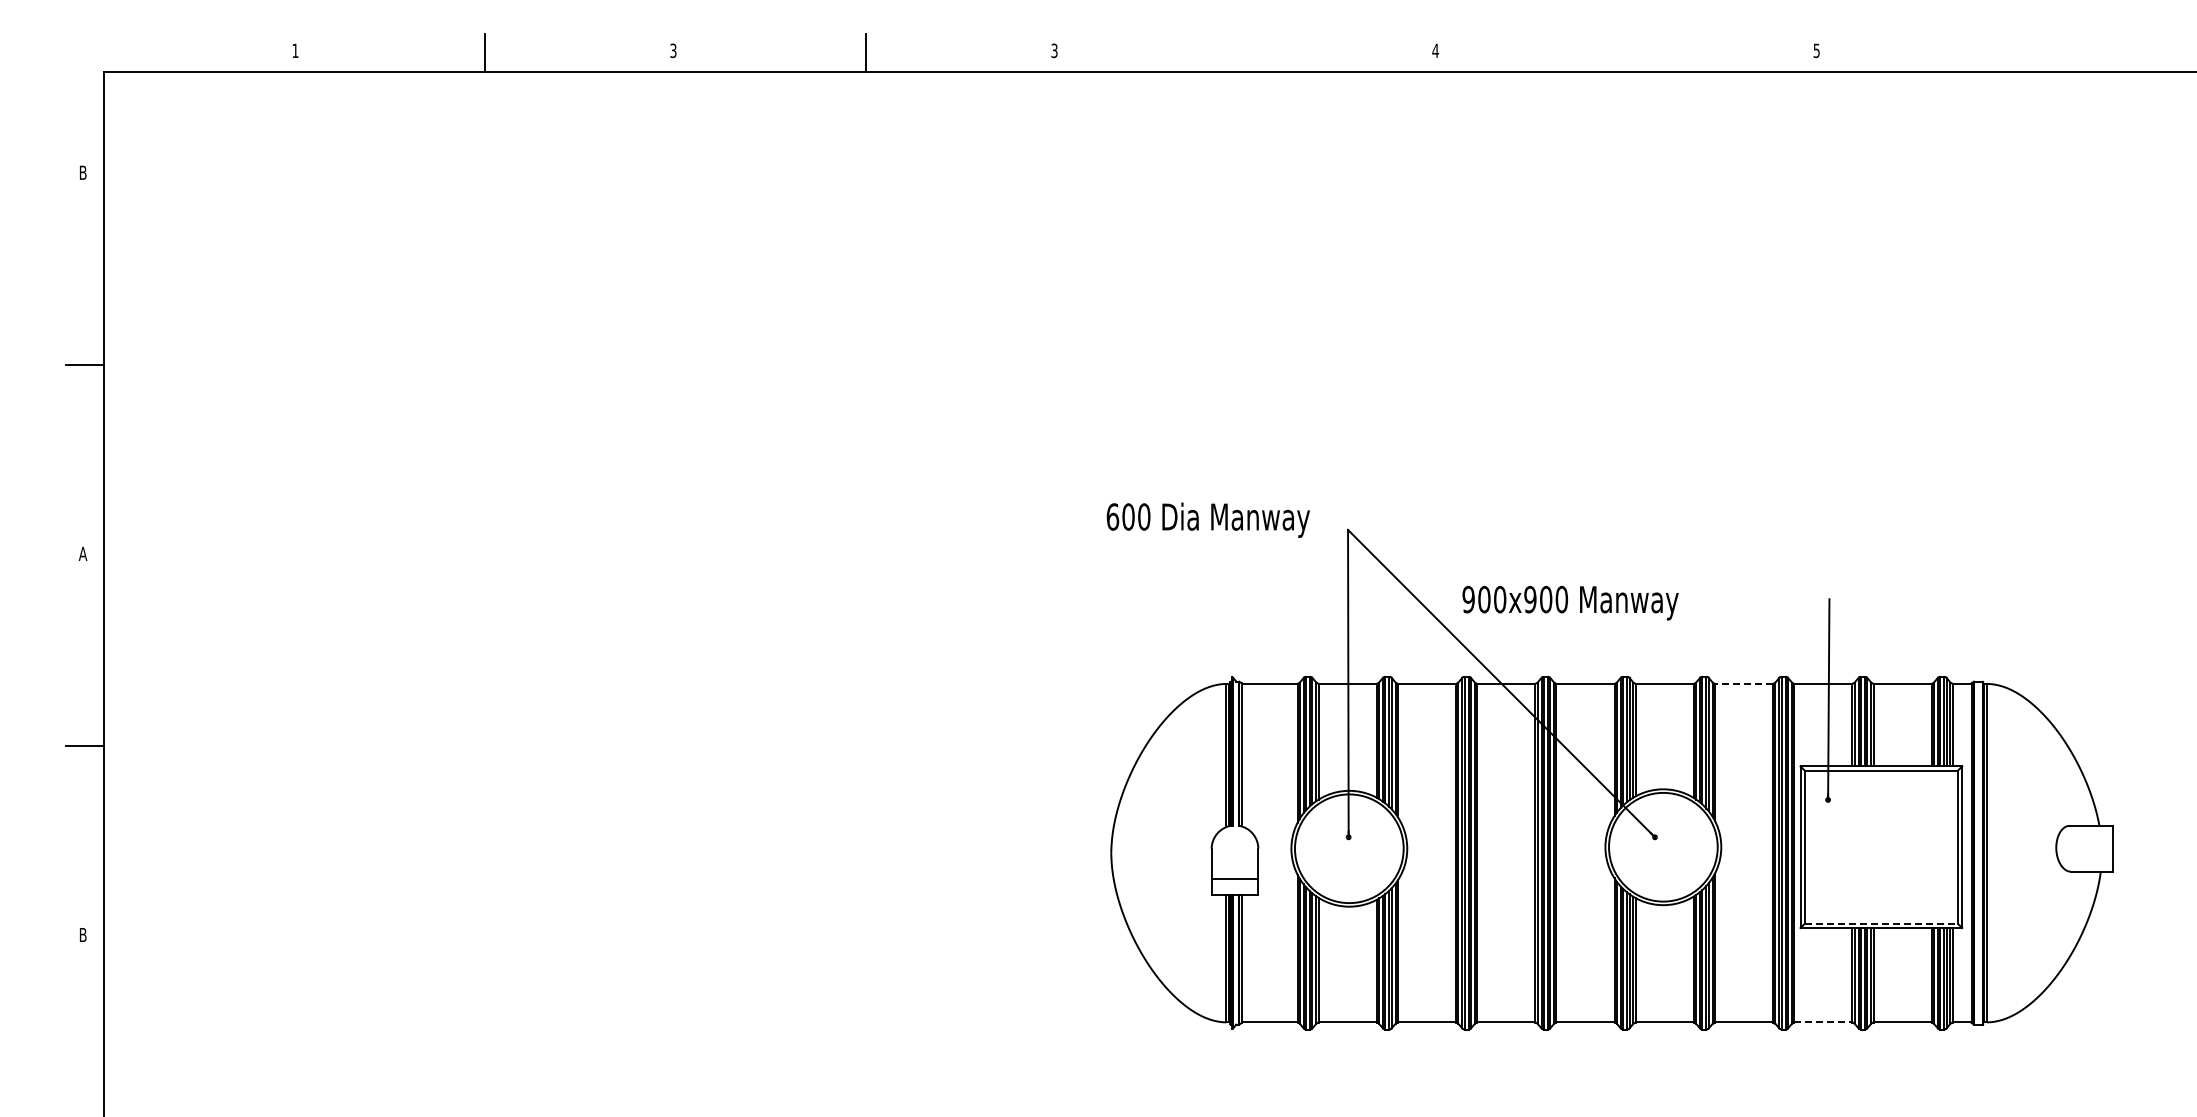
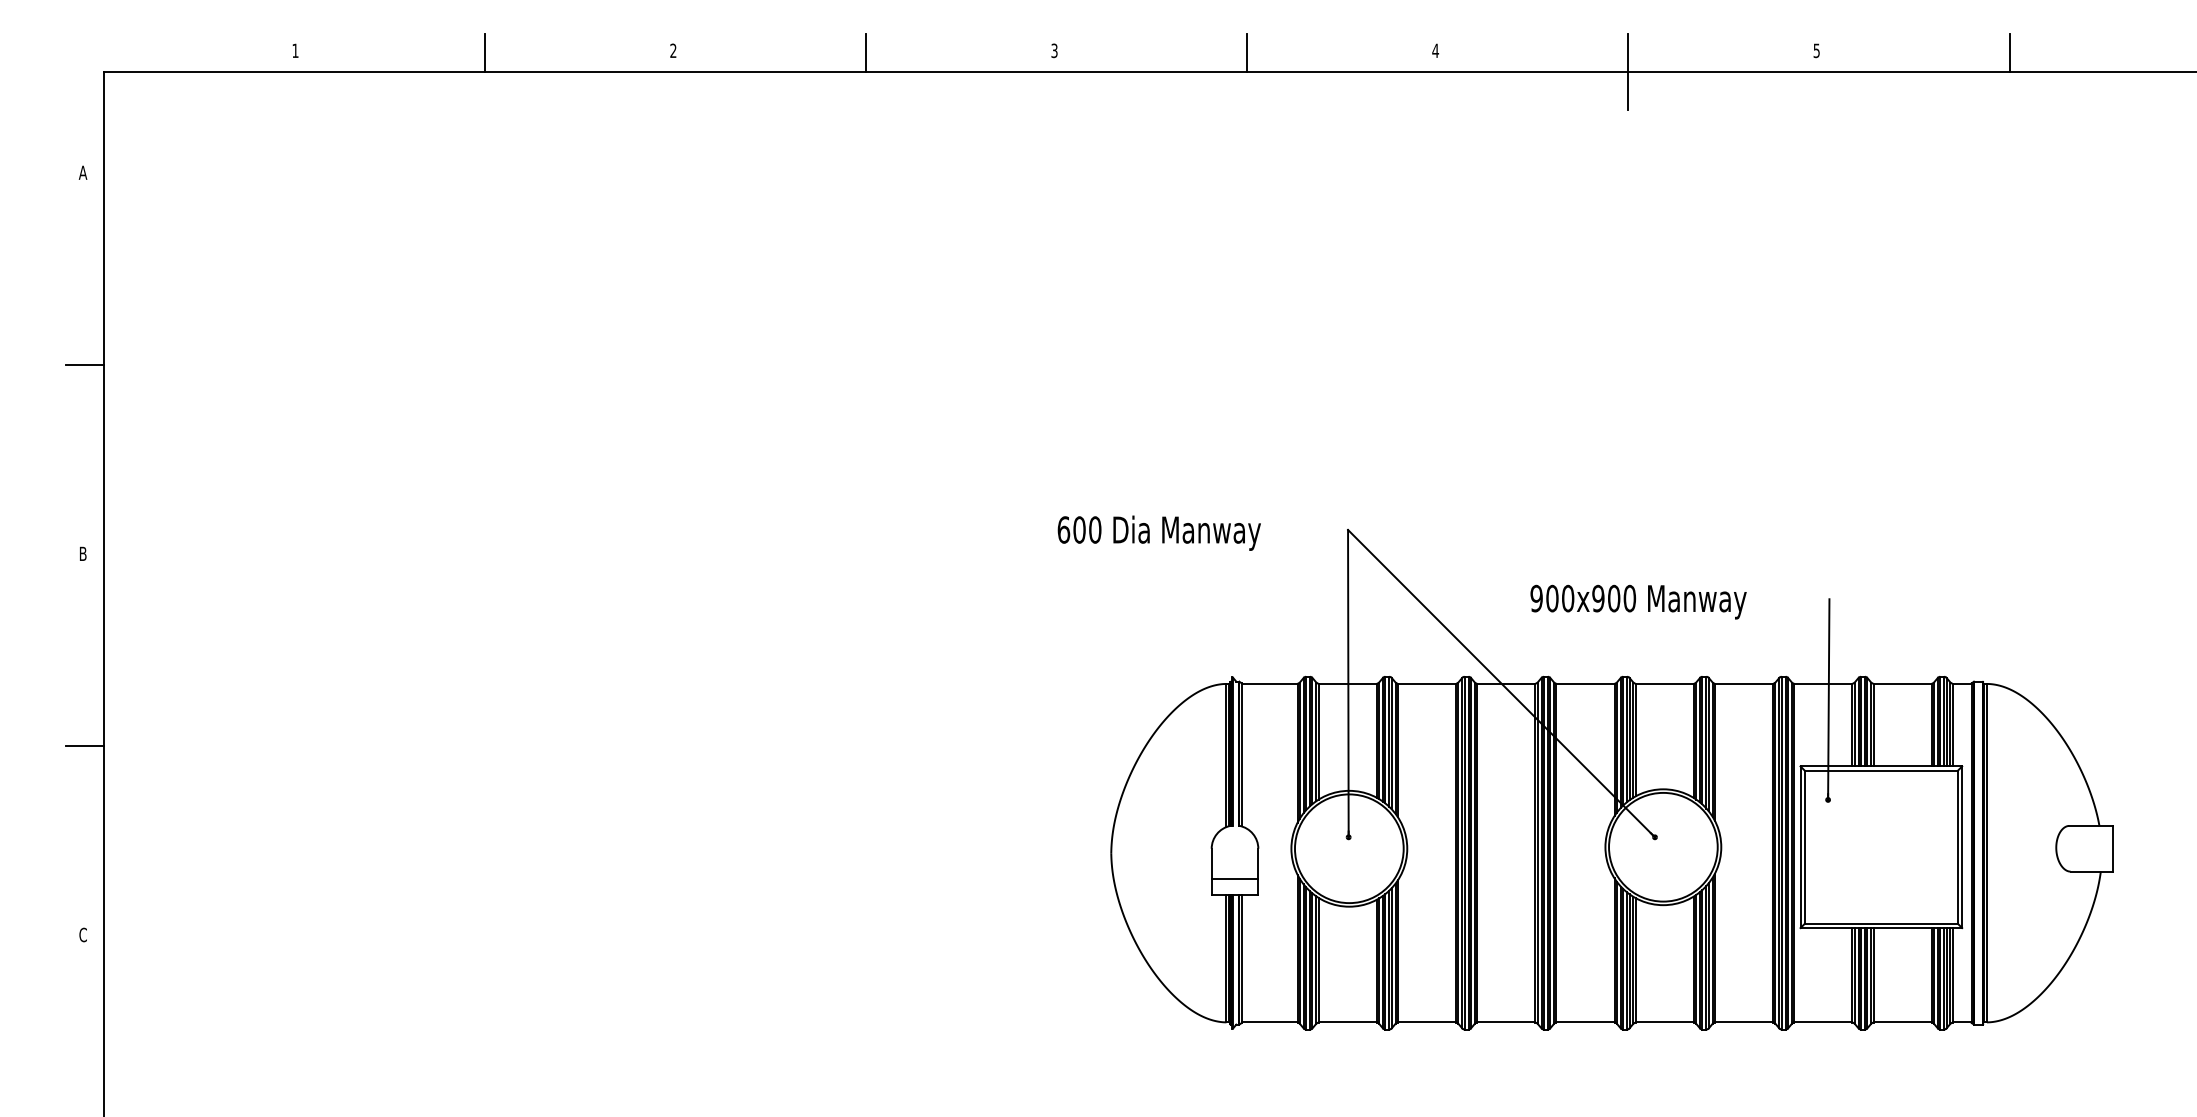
text: 3 -> 2 (673, 51)
line: none -> present (1247, 52)
line: none -> present (2009, 52)
line: none -> present (1628, 71)
text: B -> A (82, 172)
text position: (1207, 519) -> (1158, 532) (1158, 532)
text: A -> B (82, 553)
text position: (1570, 602) -> (1638, 601) (1638, 601)
line: dashed -> solid (1743, 683)
line: dashed -> solid (1881, 923)
text: B -> C (82, 934)
line: dashed -> solid (1823, 1022)
